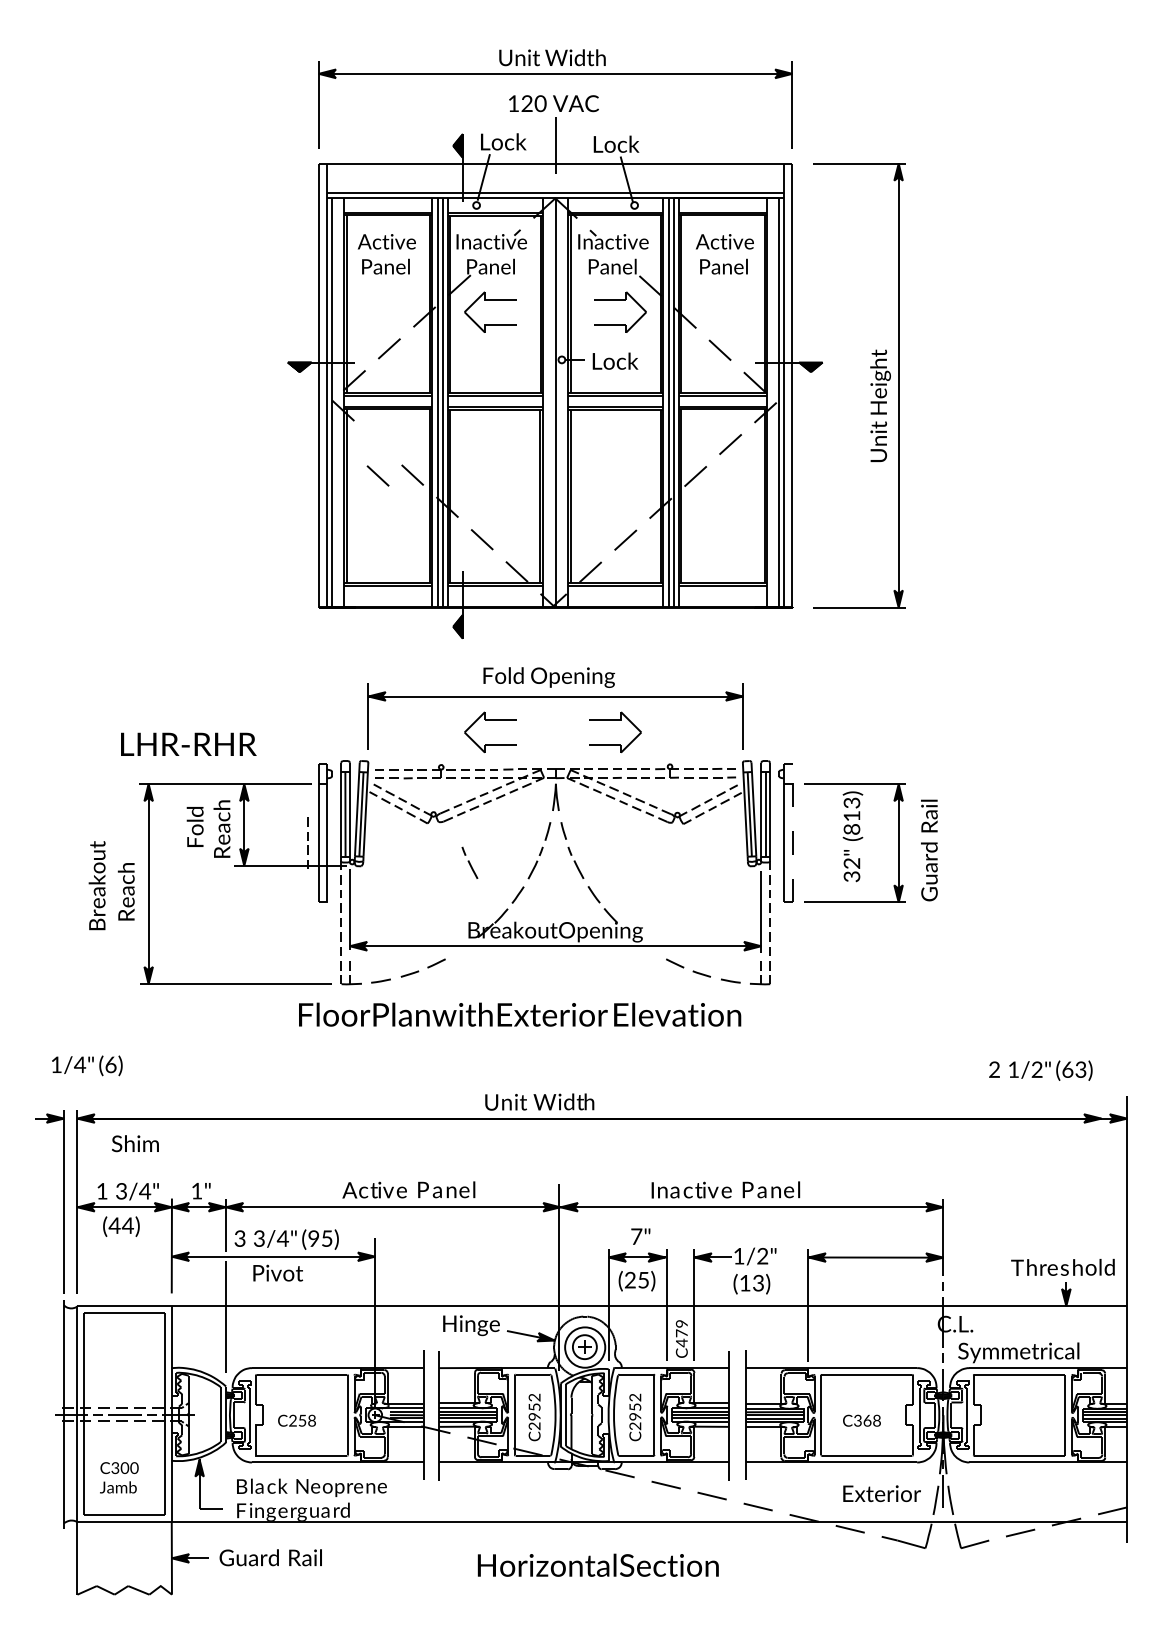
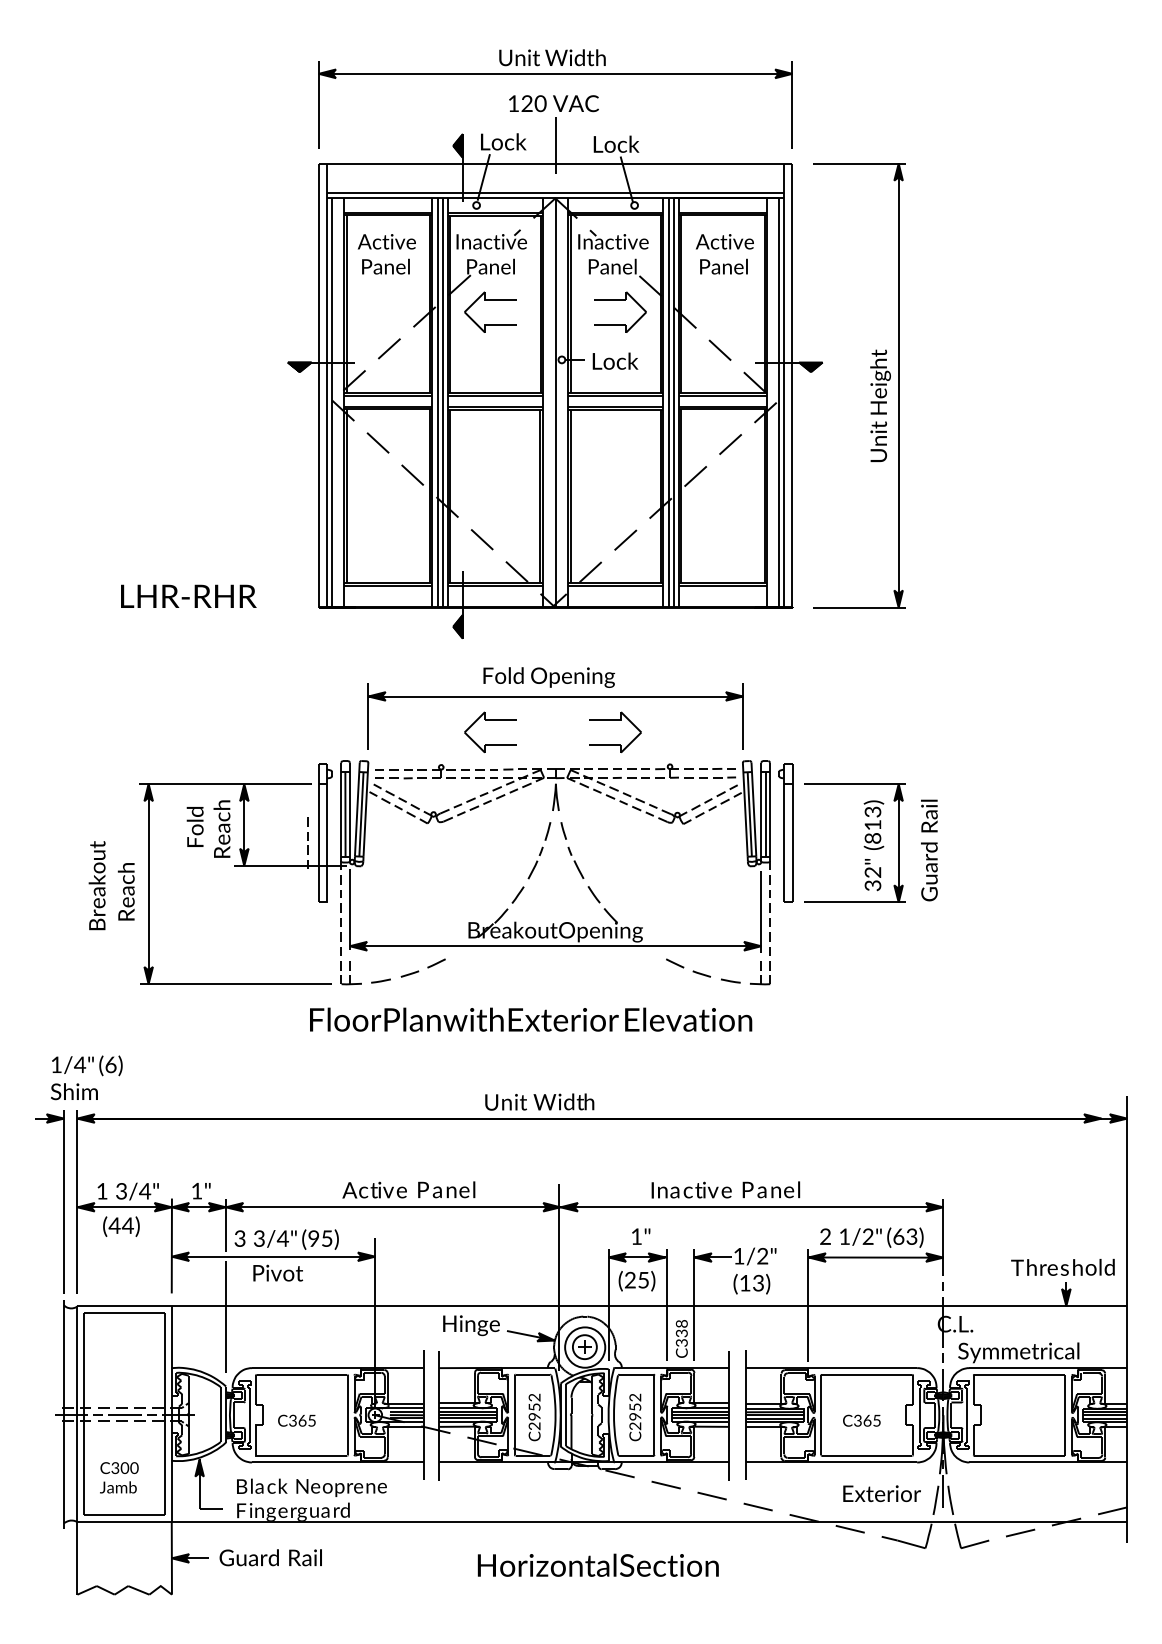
line position: (377, 475) -> (377, 442) (377, 442)
text position: (188, 743) -> (188, 595) (188, 595)
line: dashed -> solid (792, 832)
text position: (852, 836) -> (873, 845) (873, 845)
line: present -> none (469, 862)
text position: (520, 1014) -> (531, 1019) (531, 1019)
text position: (1040, 1070) -> (871, 1237) (871, 1237)
text position: (135, 1143) -> (74, 1091) (74, 1091)
text: 7" -> 1" (636, 1236)
text: C479 -> C338 (681, 1333)
text: C258 -> C365 (302, 1420)
text: C368 -> C365 (876, 1420)
